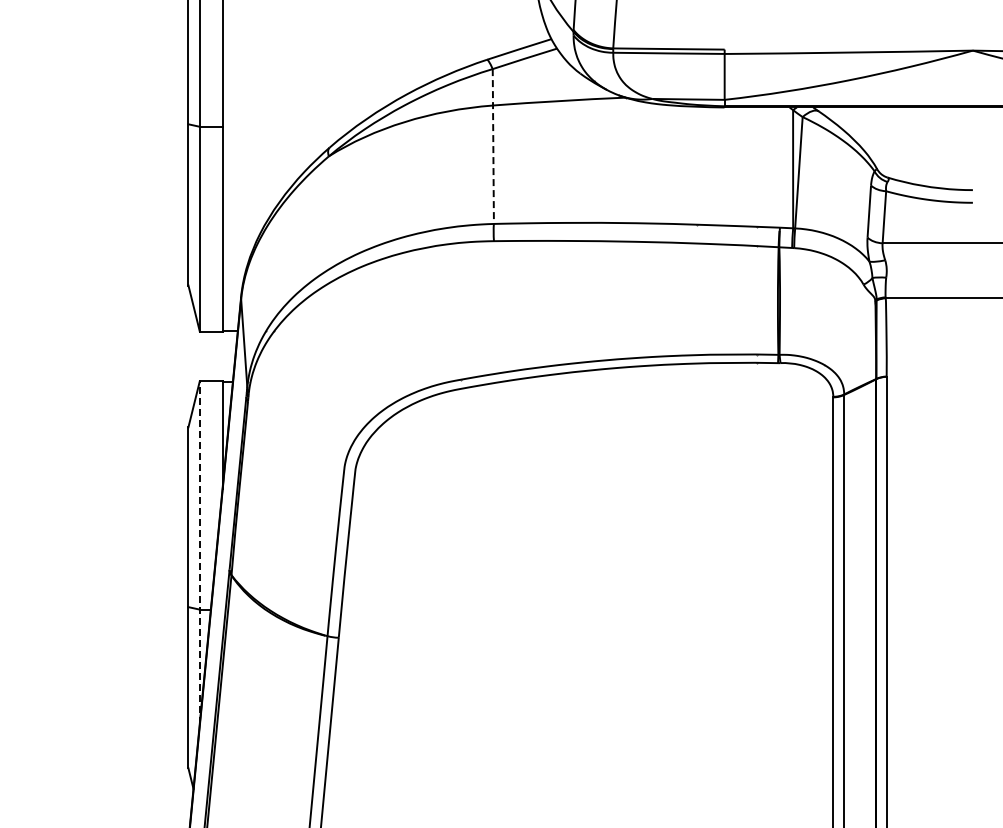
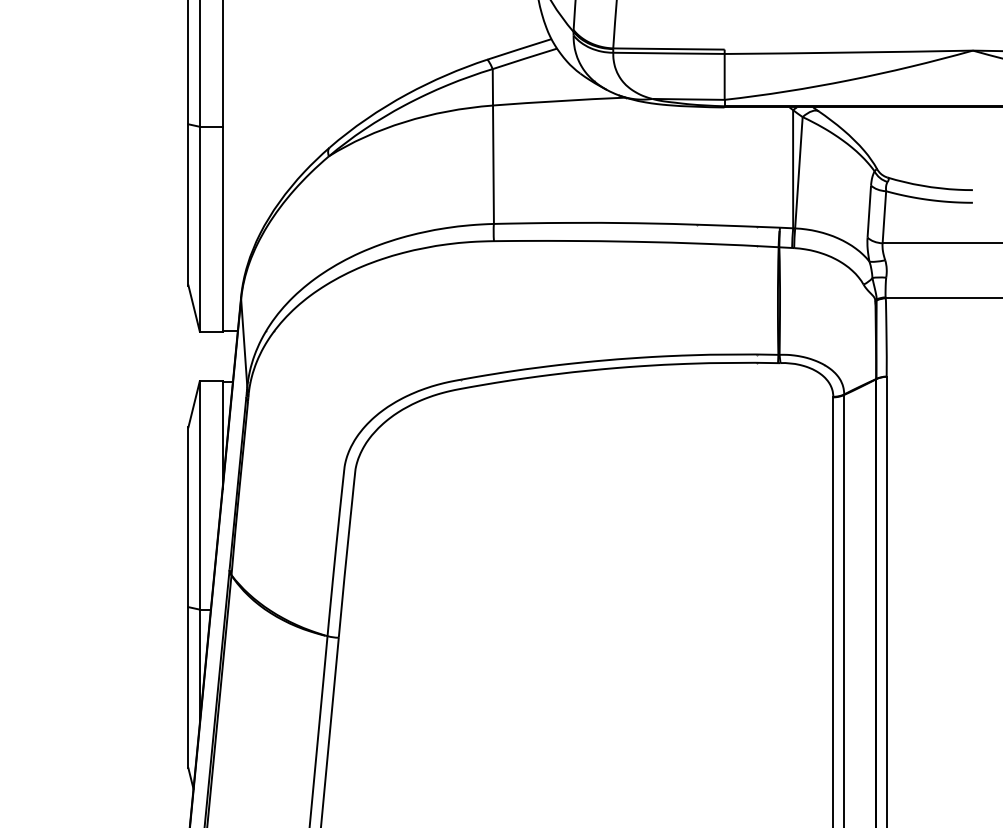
line: dashed -> solid (493, 147)
line: dashed -> solid (199, 551)
